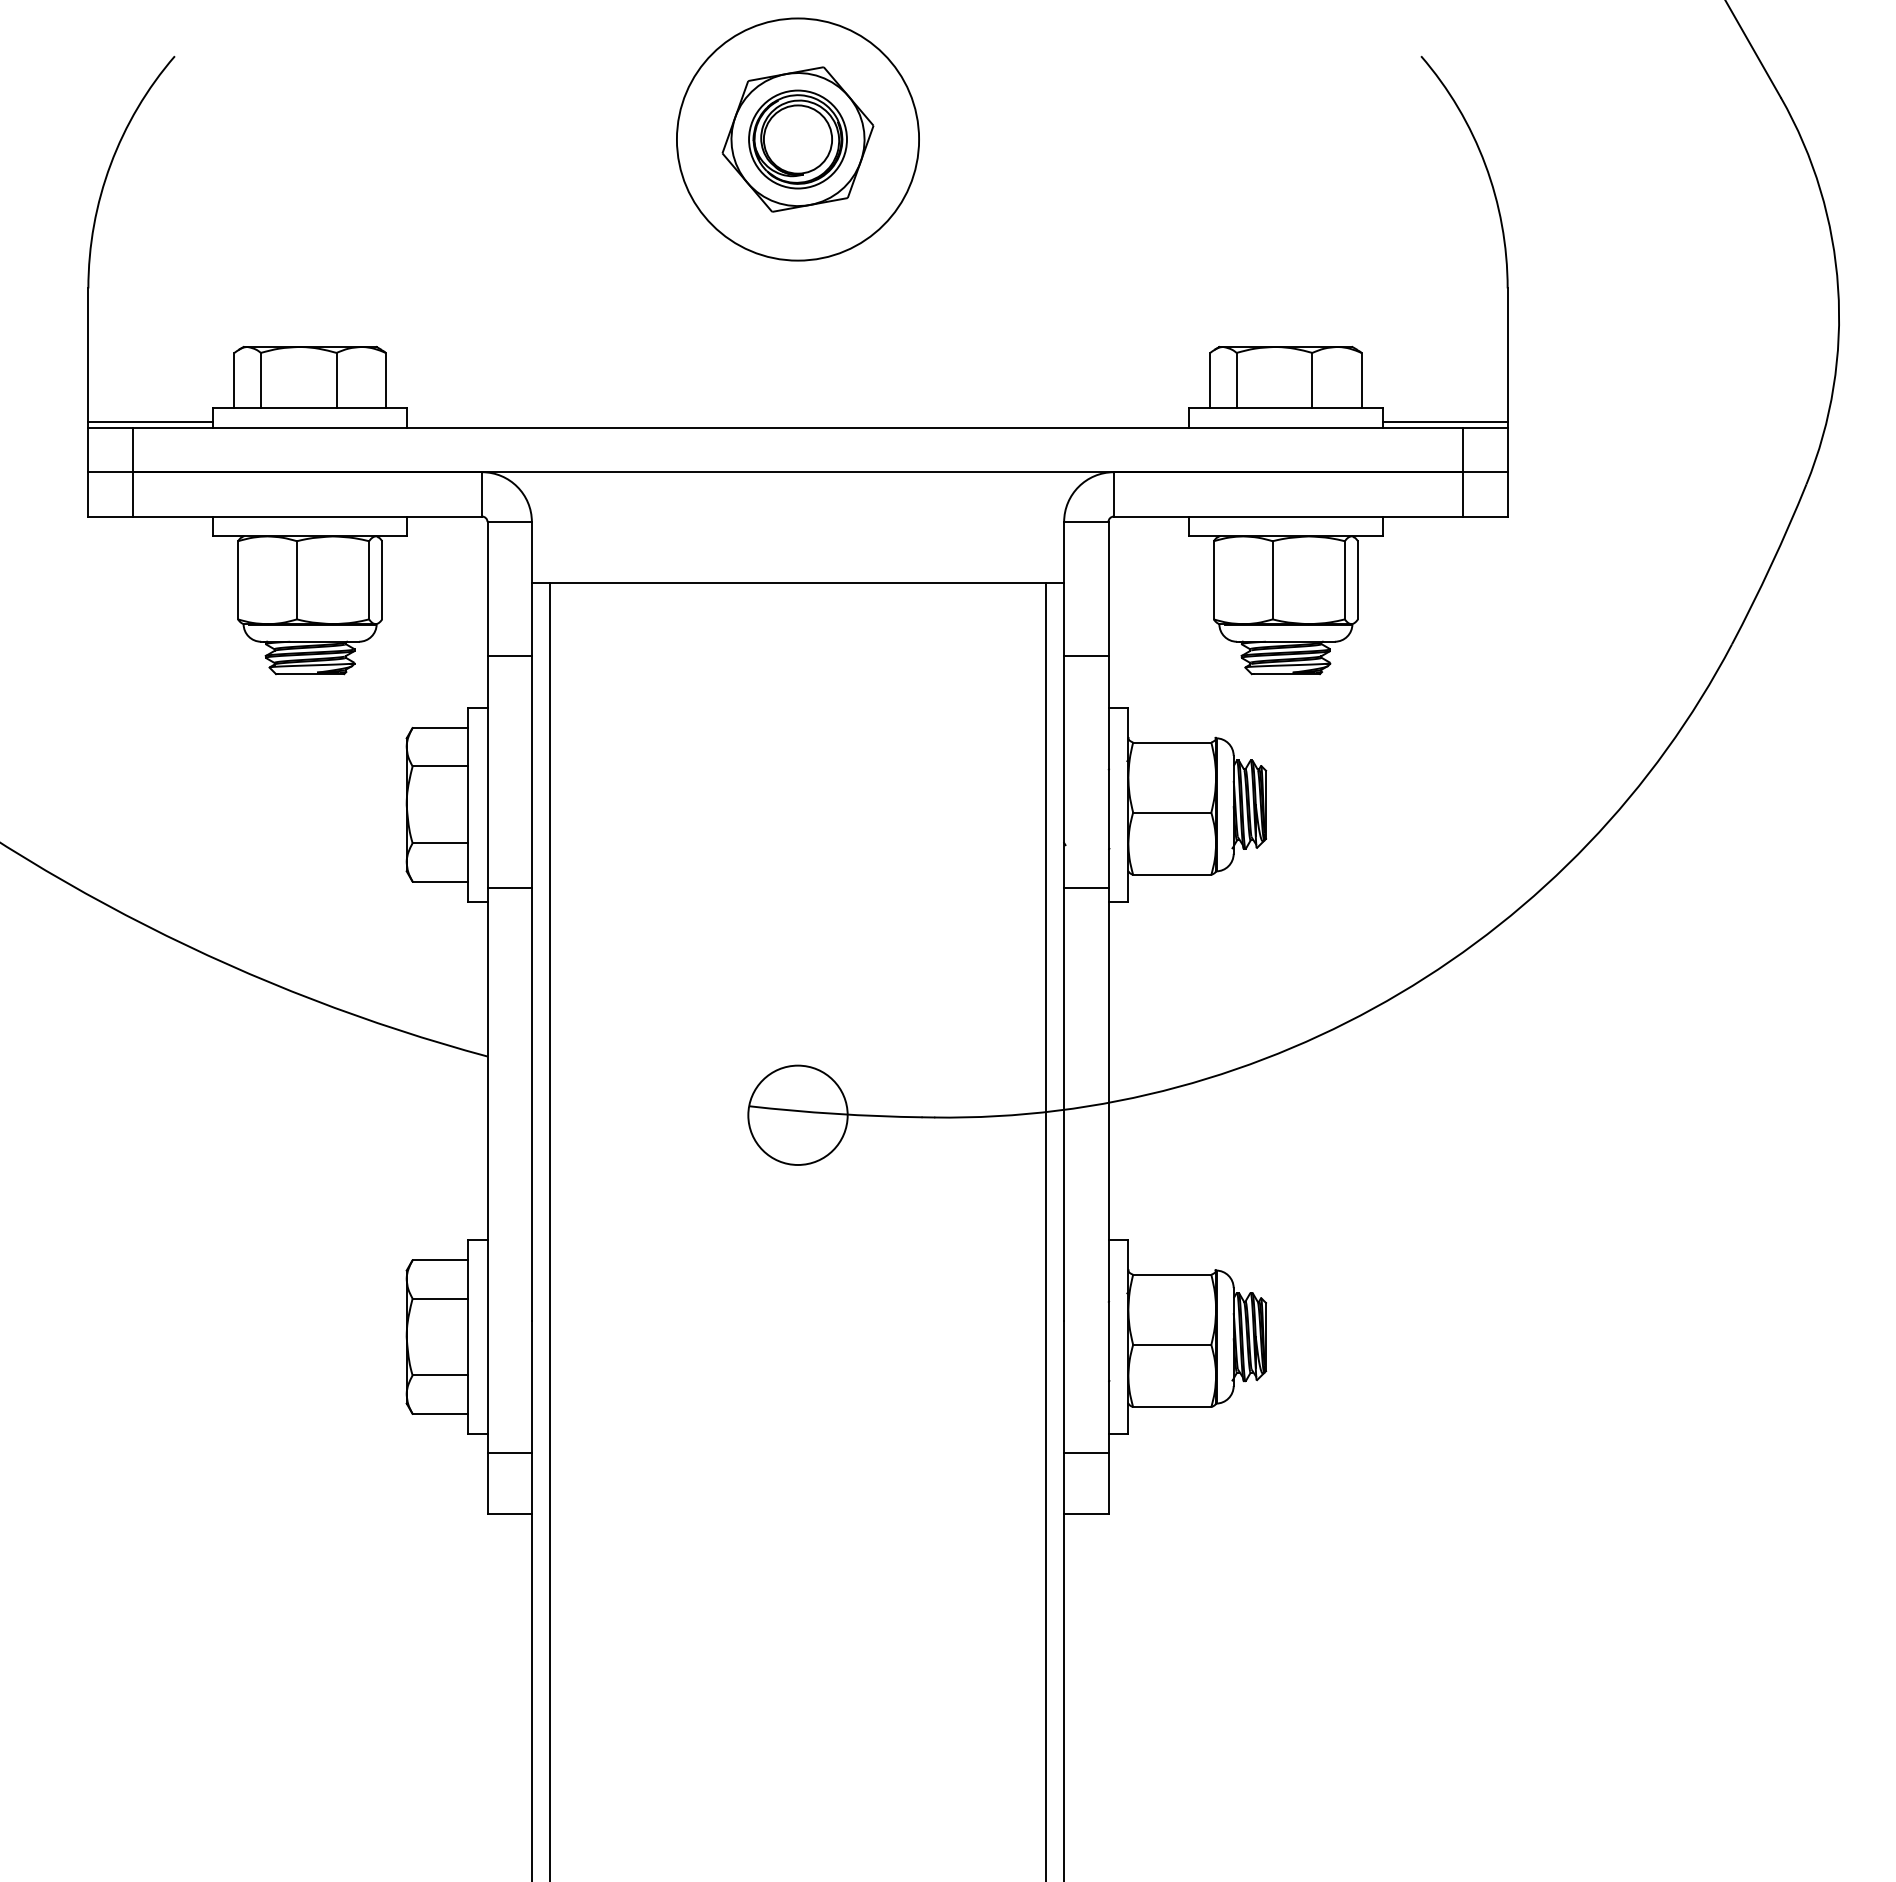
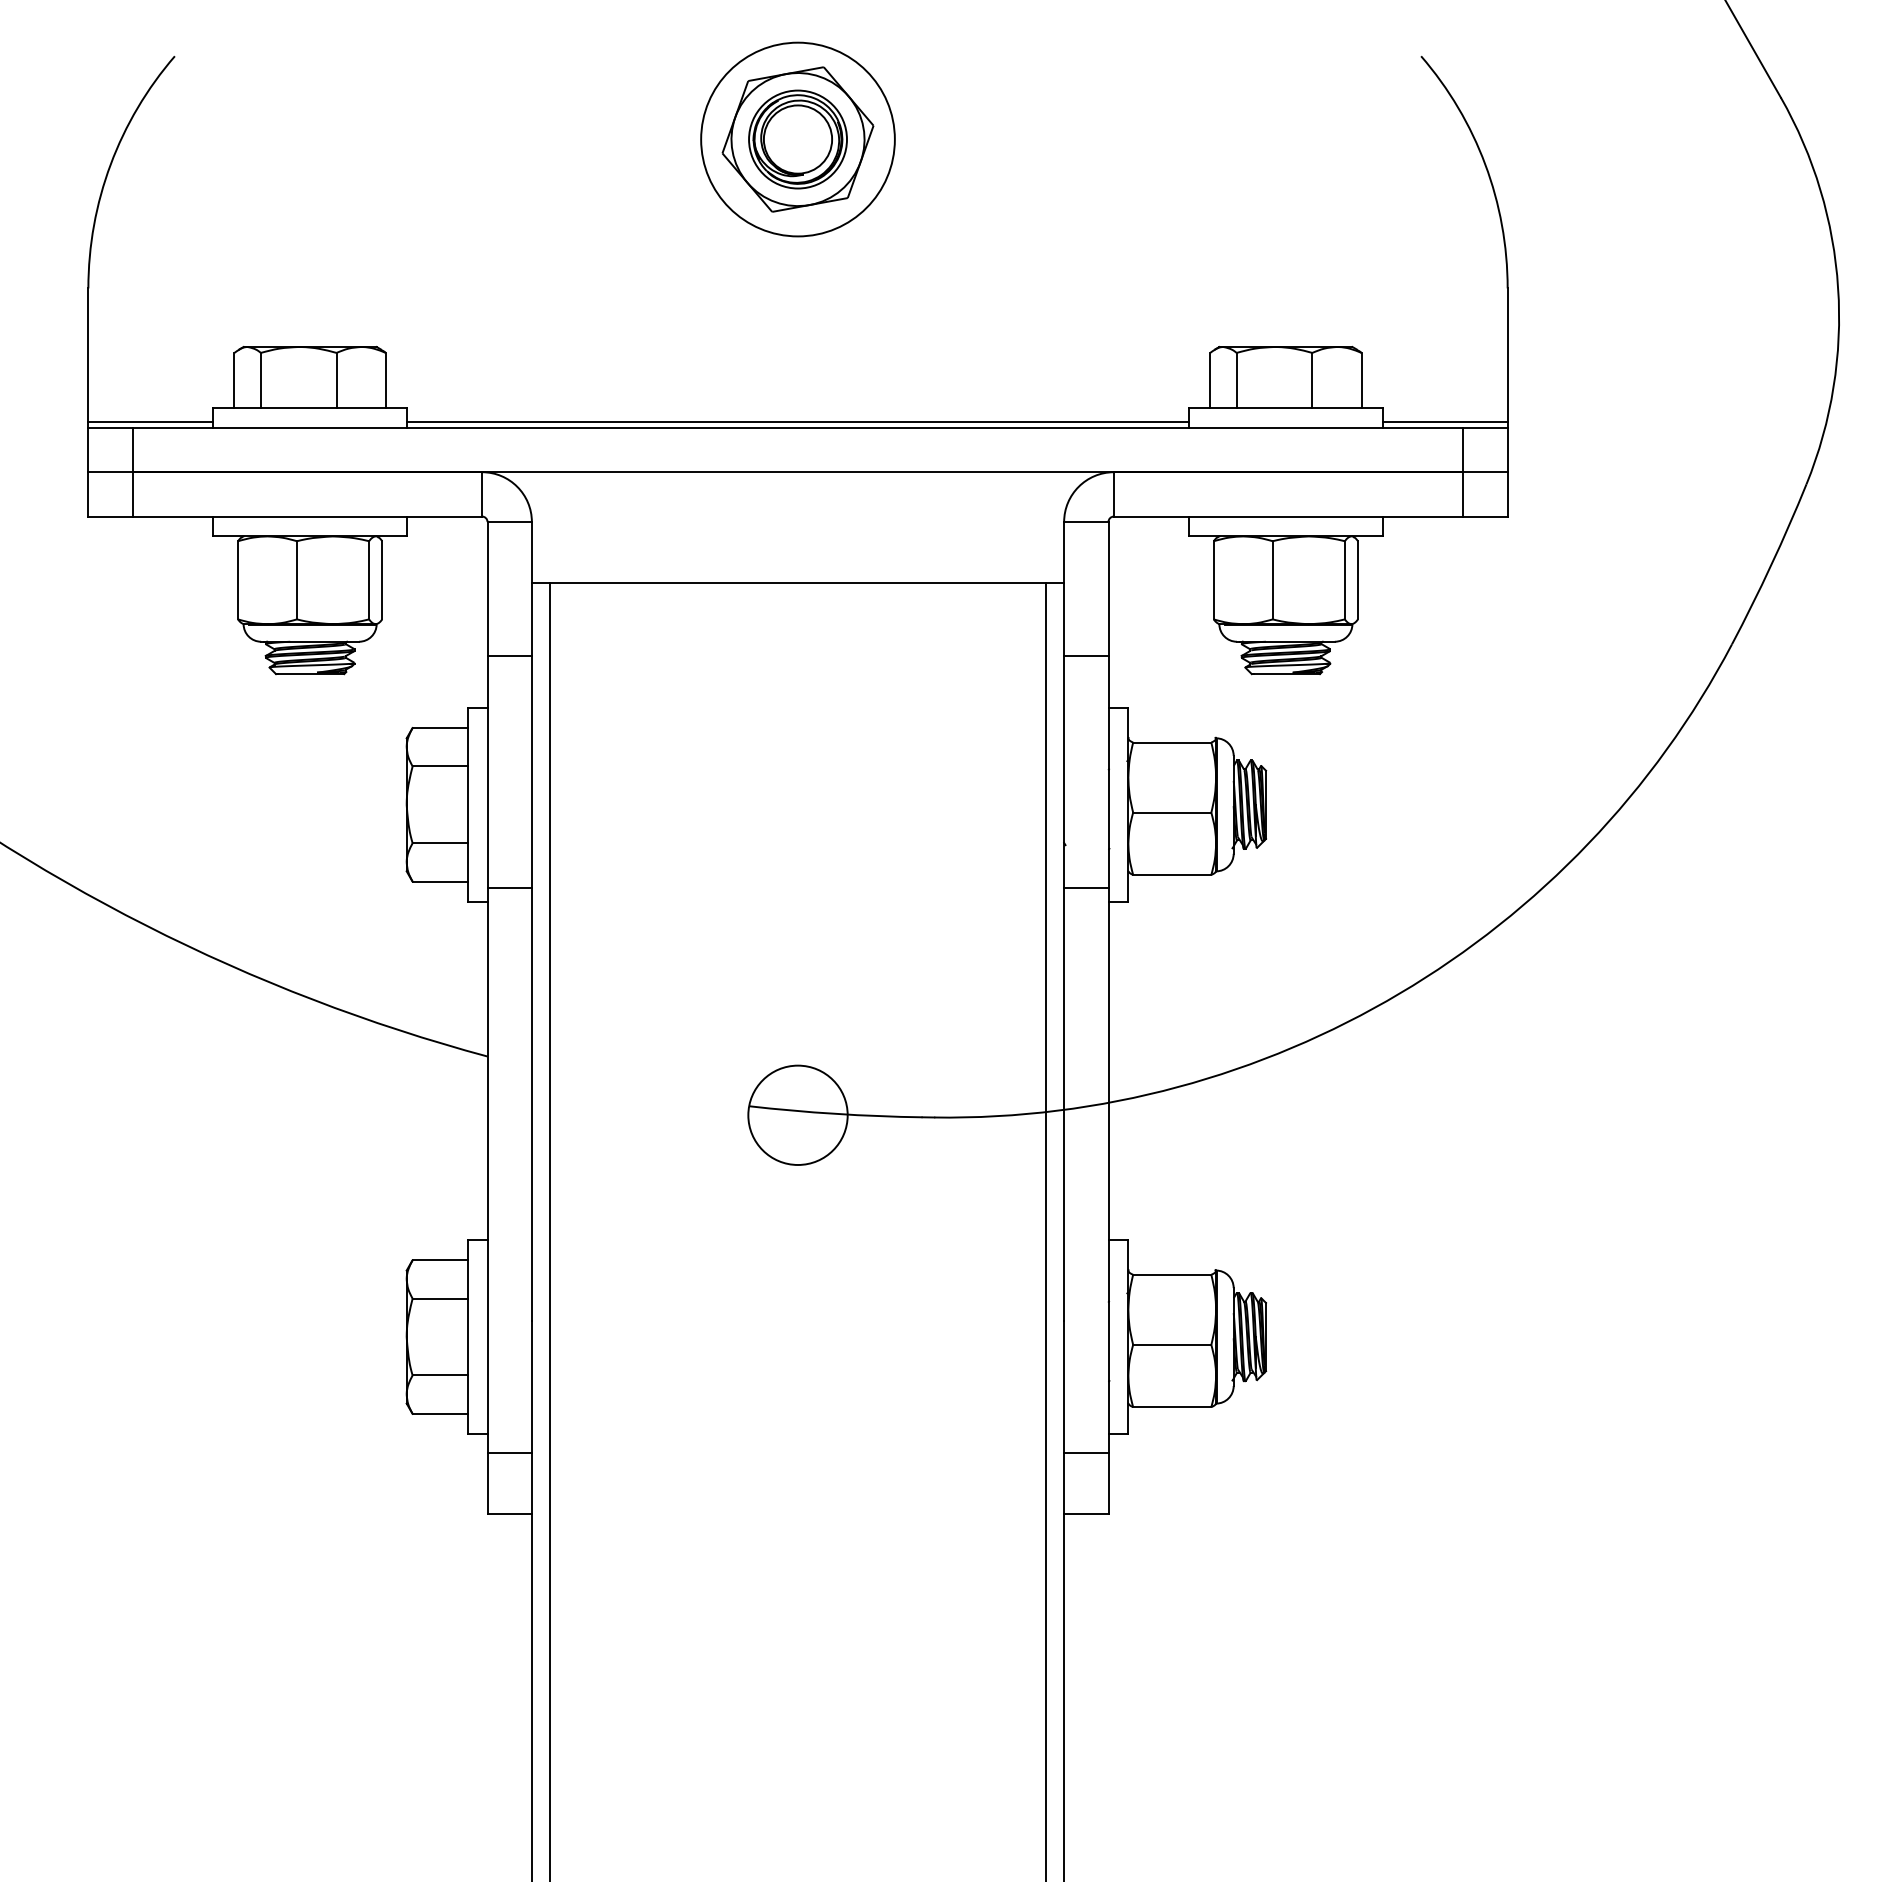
circle diameter: 242 px -> 194 px (797, 139)
line: none -> present (798, 422)
